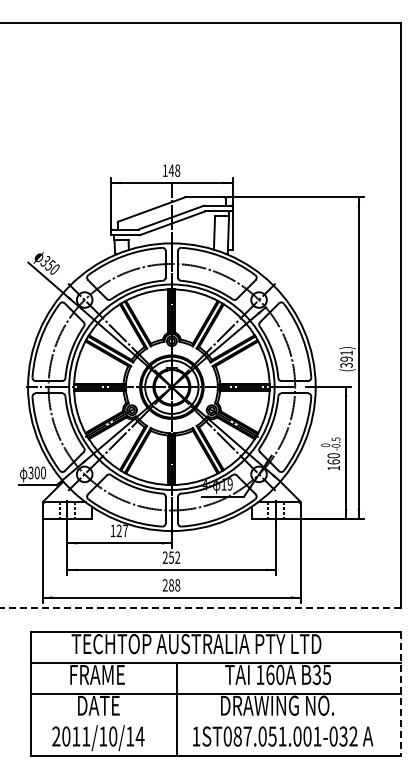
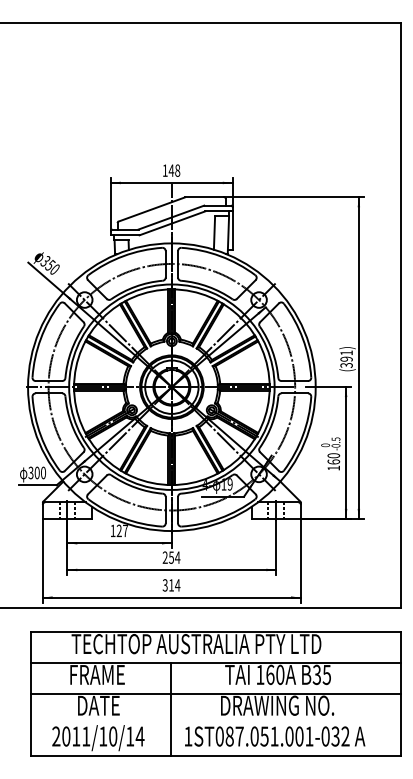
text: 252 -> 254 (177, 557)
text: 288 -> 314 (171, 585)
line: dashed -> solid (200, 608)
line: dashed -> solid (400, 693)
line position: (176, 709) -> (170, 709) (170, 709)
text position: (283, 736) -> (275, 736) (275, 736)
